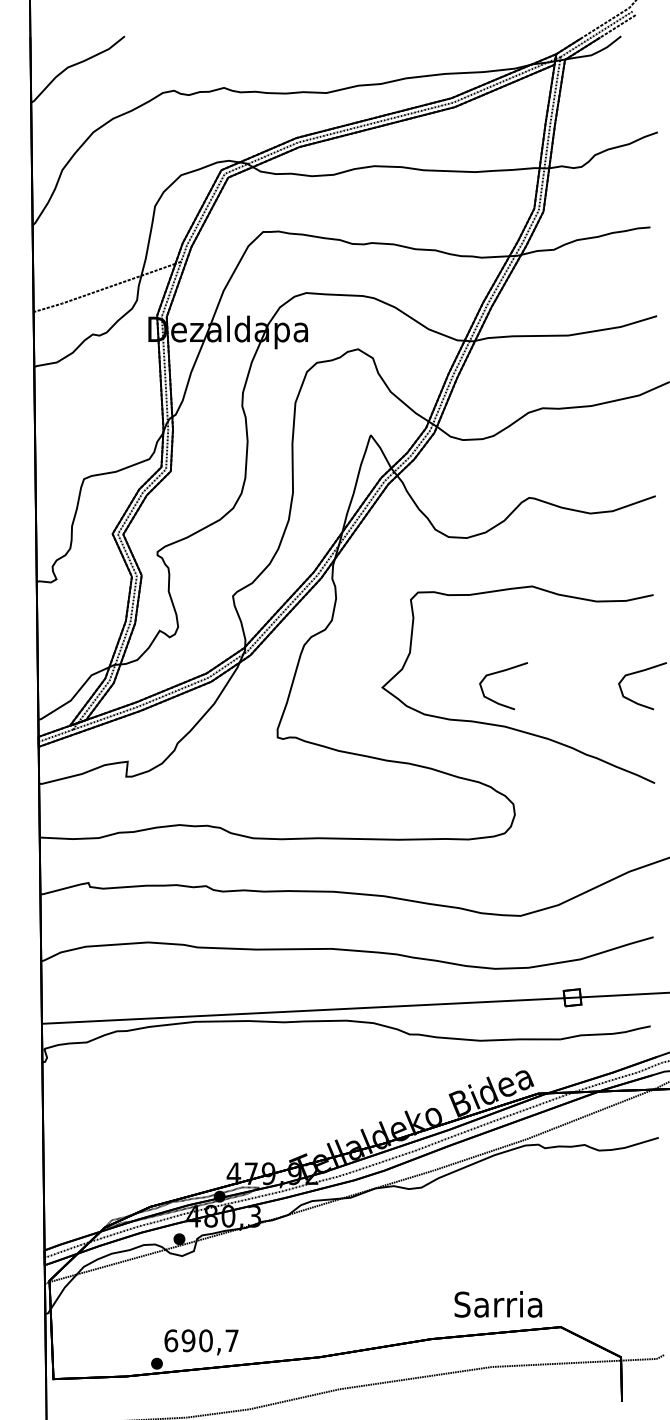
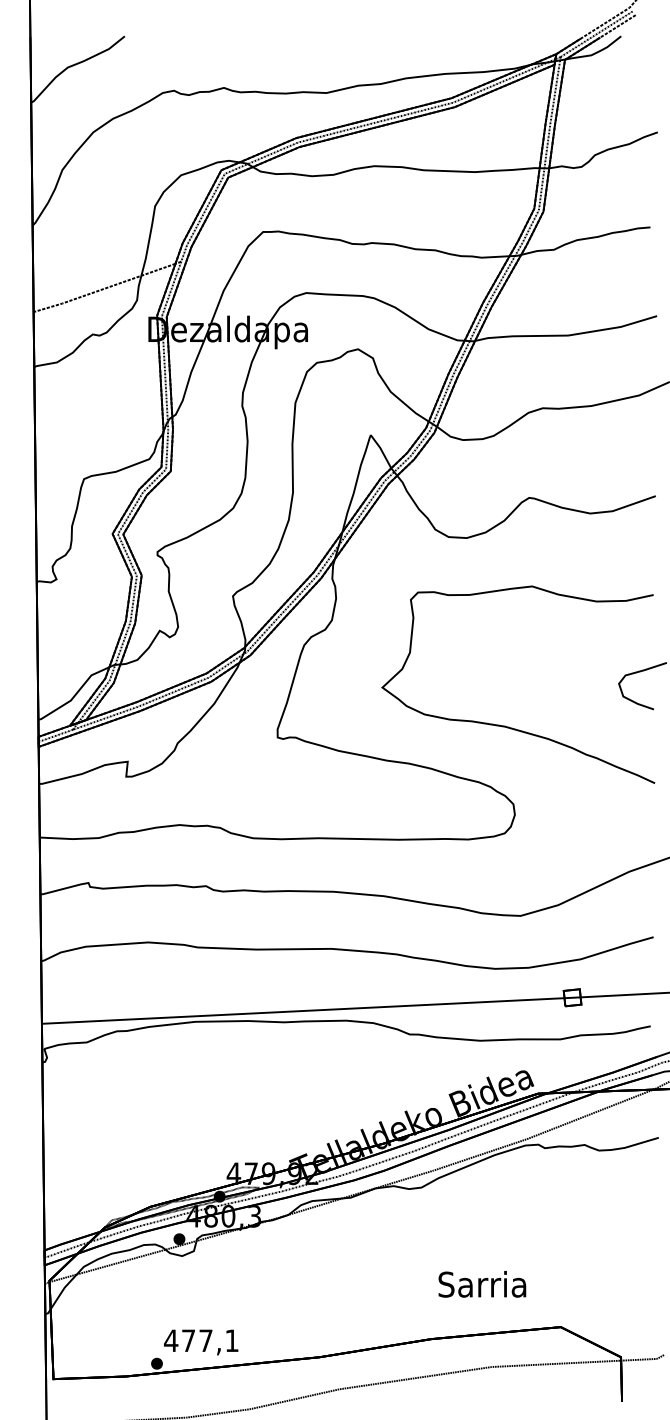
curve: present -> none (498, 673)
text position: (498, 1304) -> (482, 1284) (482, 1284)
text: 690,7 -> 477,1 (201, 1340)
